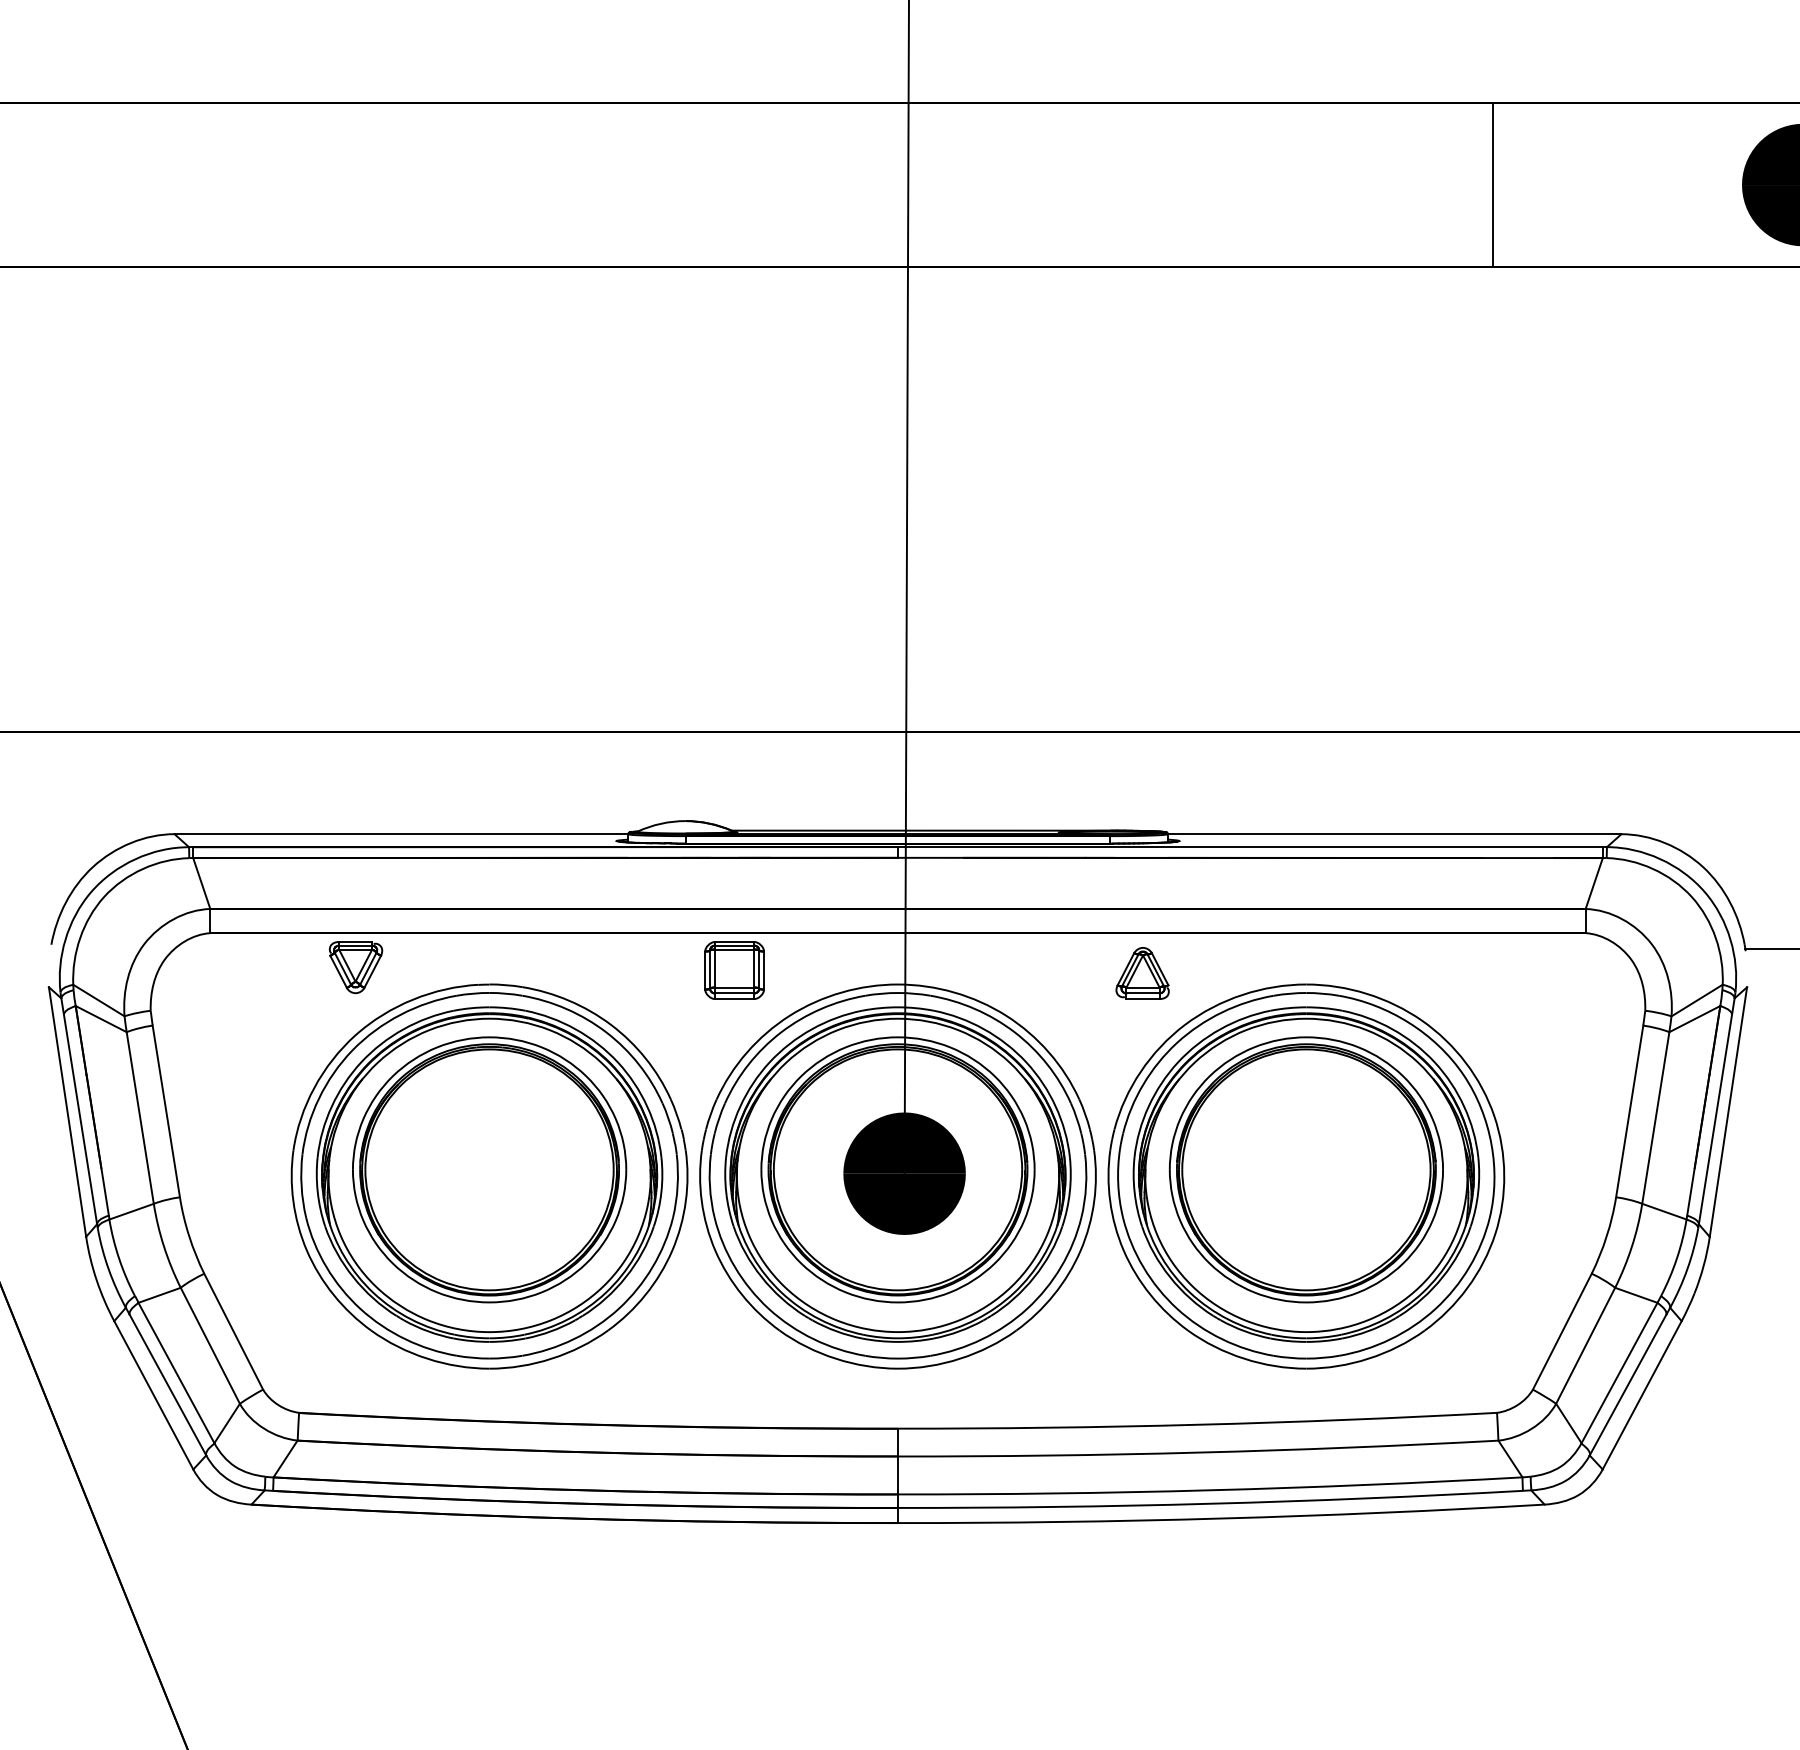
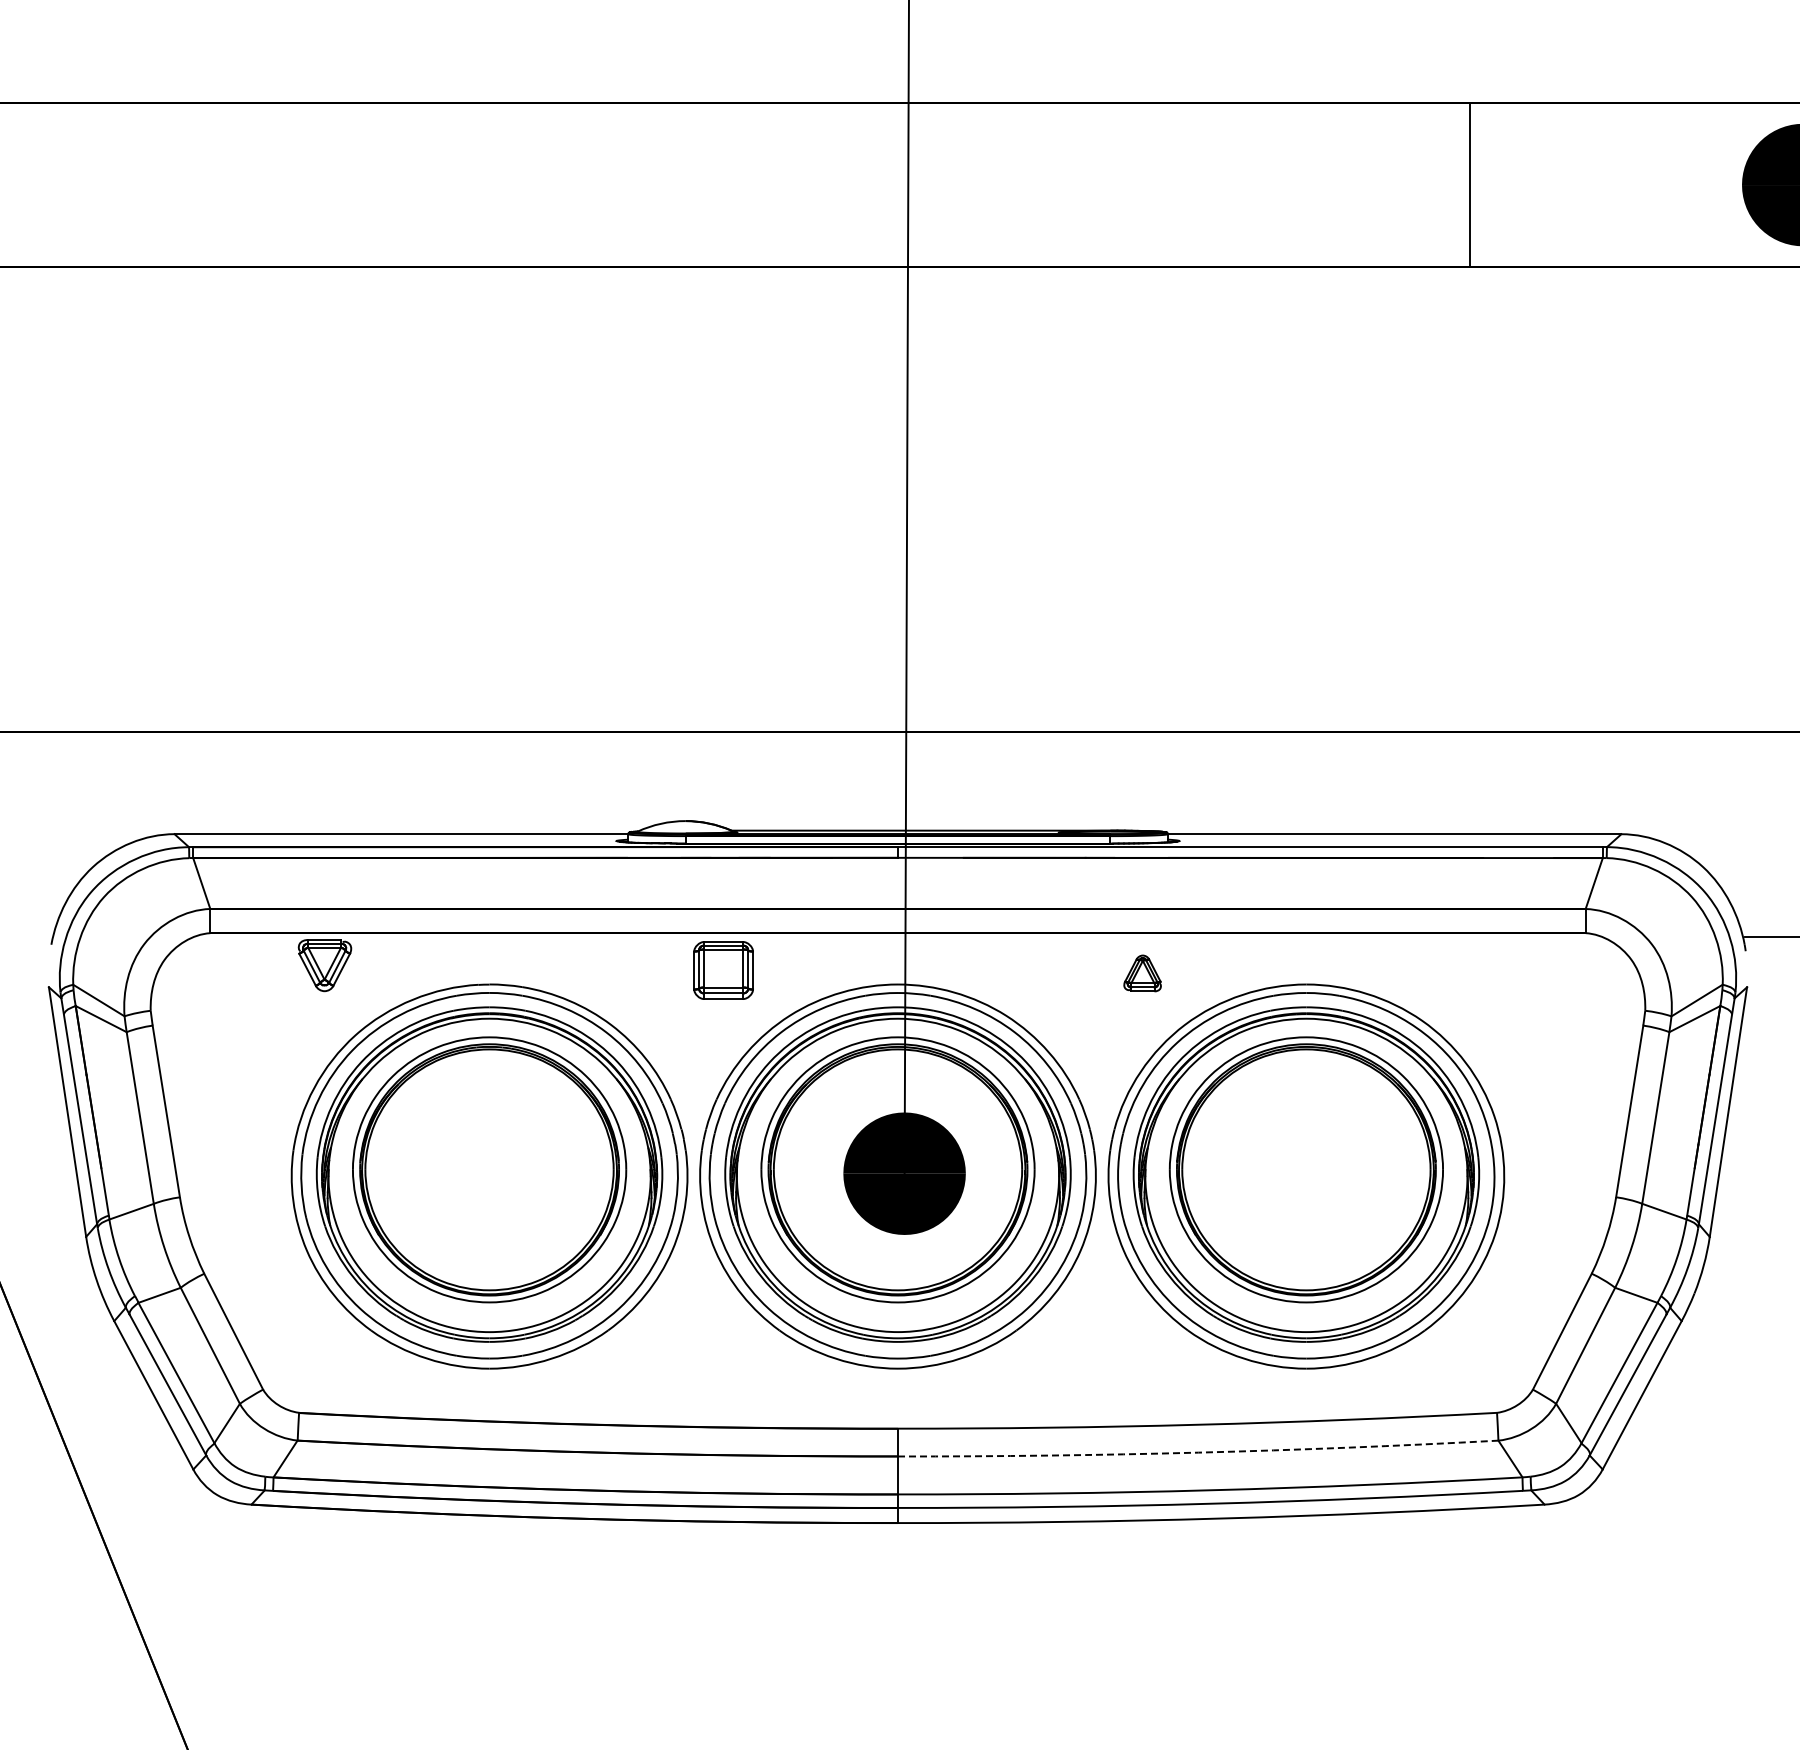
line position: (1493, 184) -> (1470, 184) (1470, 184)
line position: (1770, 948) -> (1770, 936) (1770, 936)
part position: (355, 967) -> (324, 965) (324, 965)
part position: (734, 970) -> (723, 970) (723, 970)
part size: 55x53 px -> 39x39 px (1142, 973)
arc: solid -> dashed (1198, 1452)
